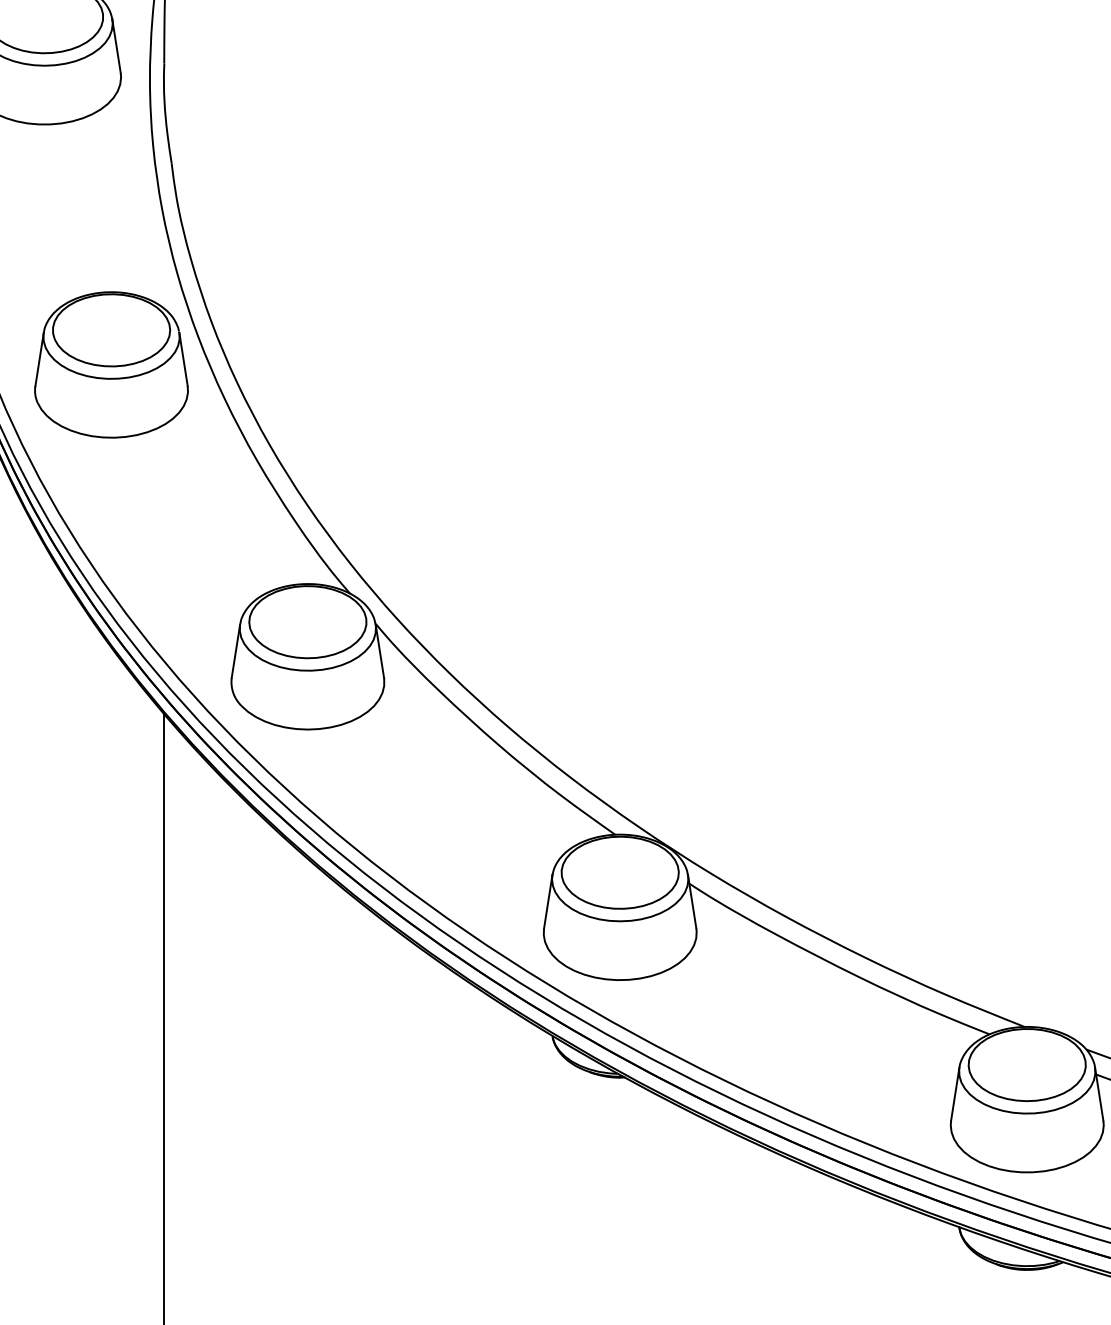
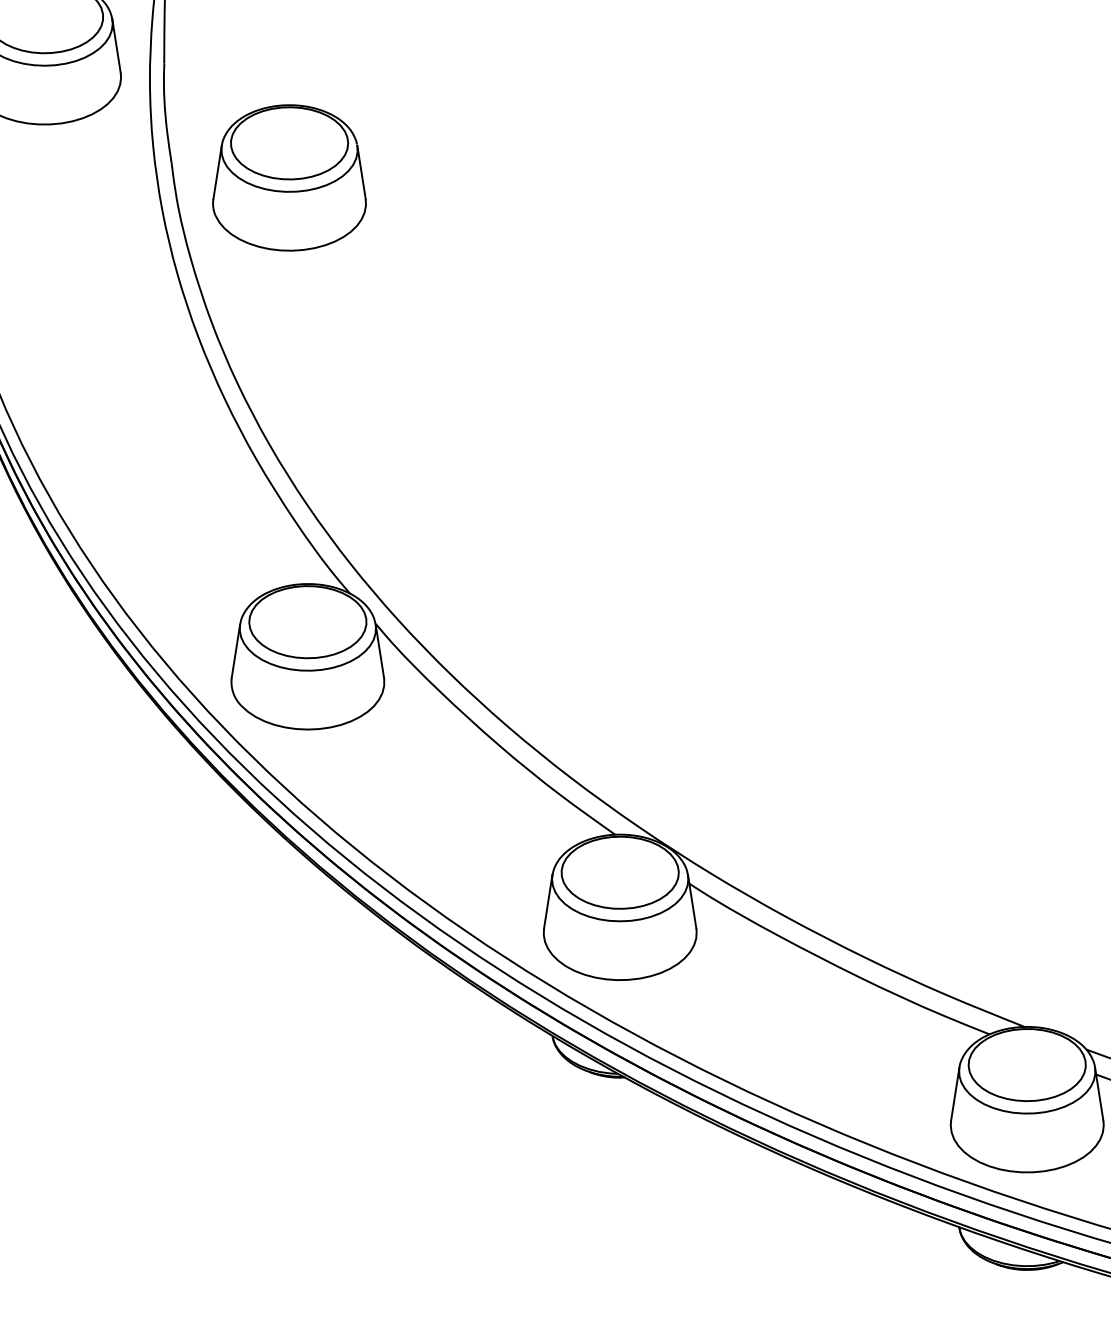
part position: (111, 364) -> (289, 177) (289, 177)
line: present -> none (164, 1017)
